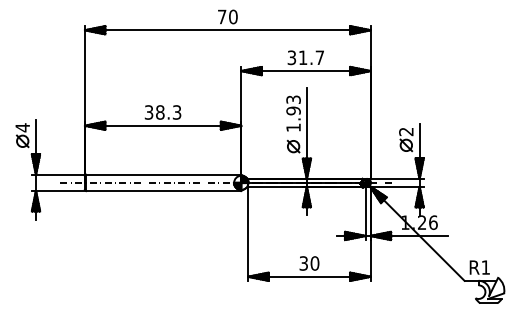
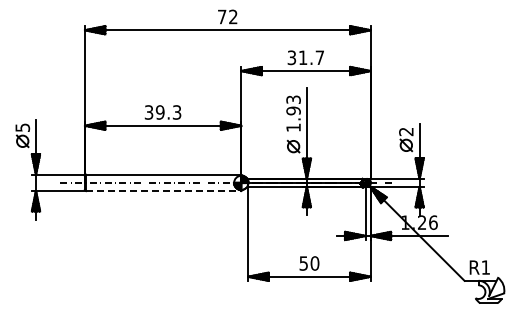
text: 70 -> 72 (233, 16)
text: 38.3 -> 39.3 (159, 112)
text: 4 -> 5 (22, 127)
line: solid -> dashed (163, 191)
text: 30 -> 50 (303, 262)
